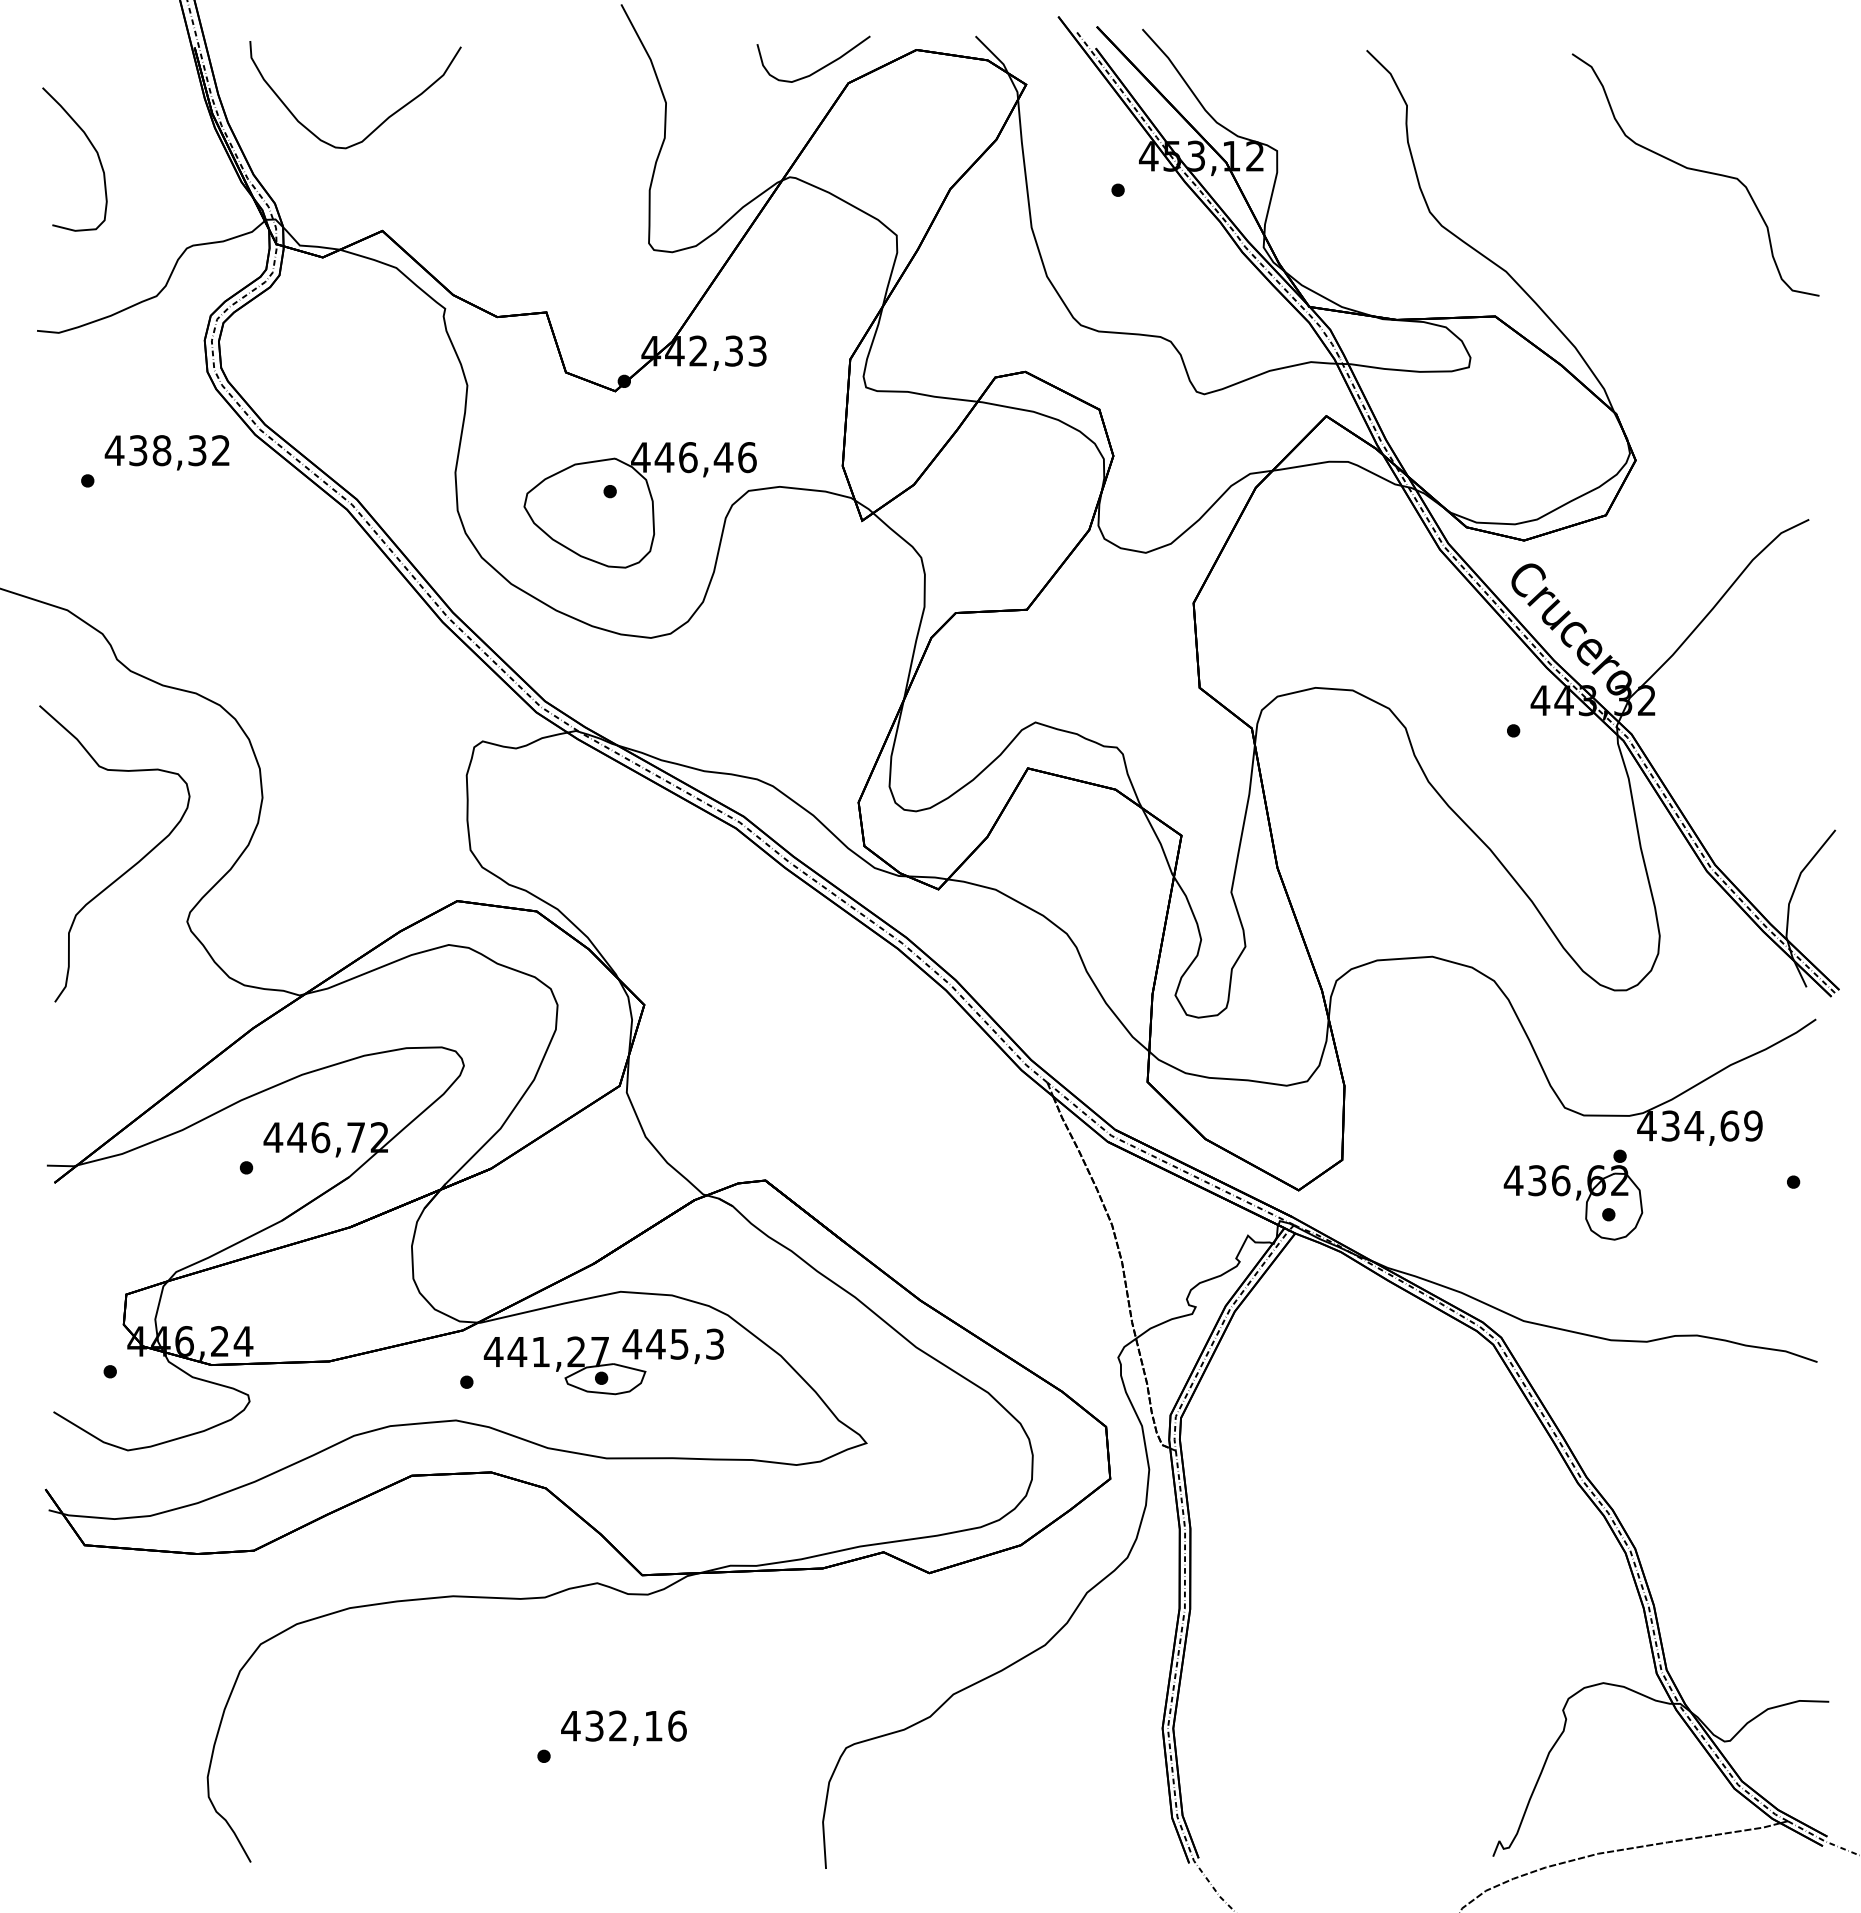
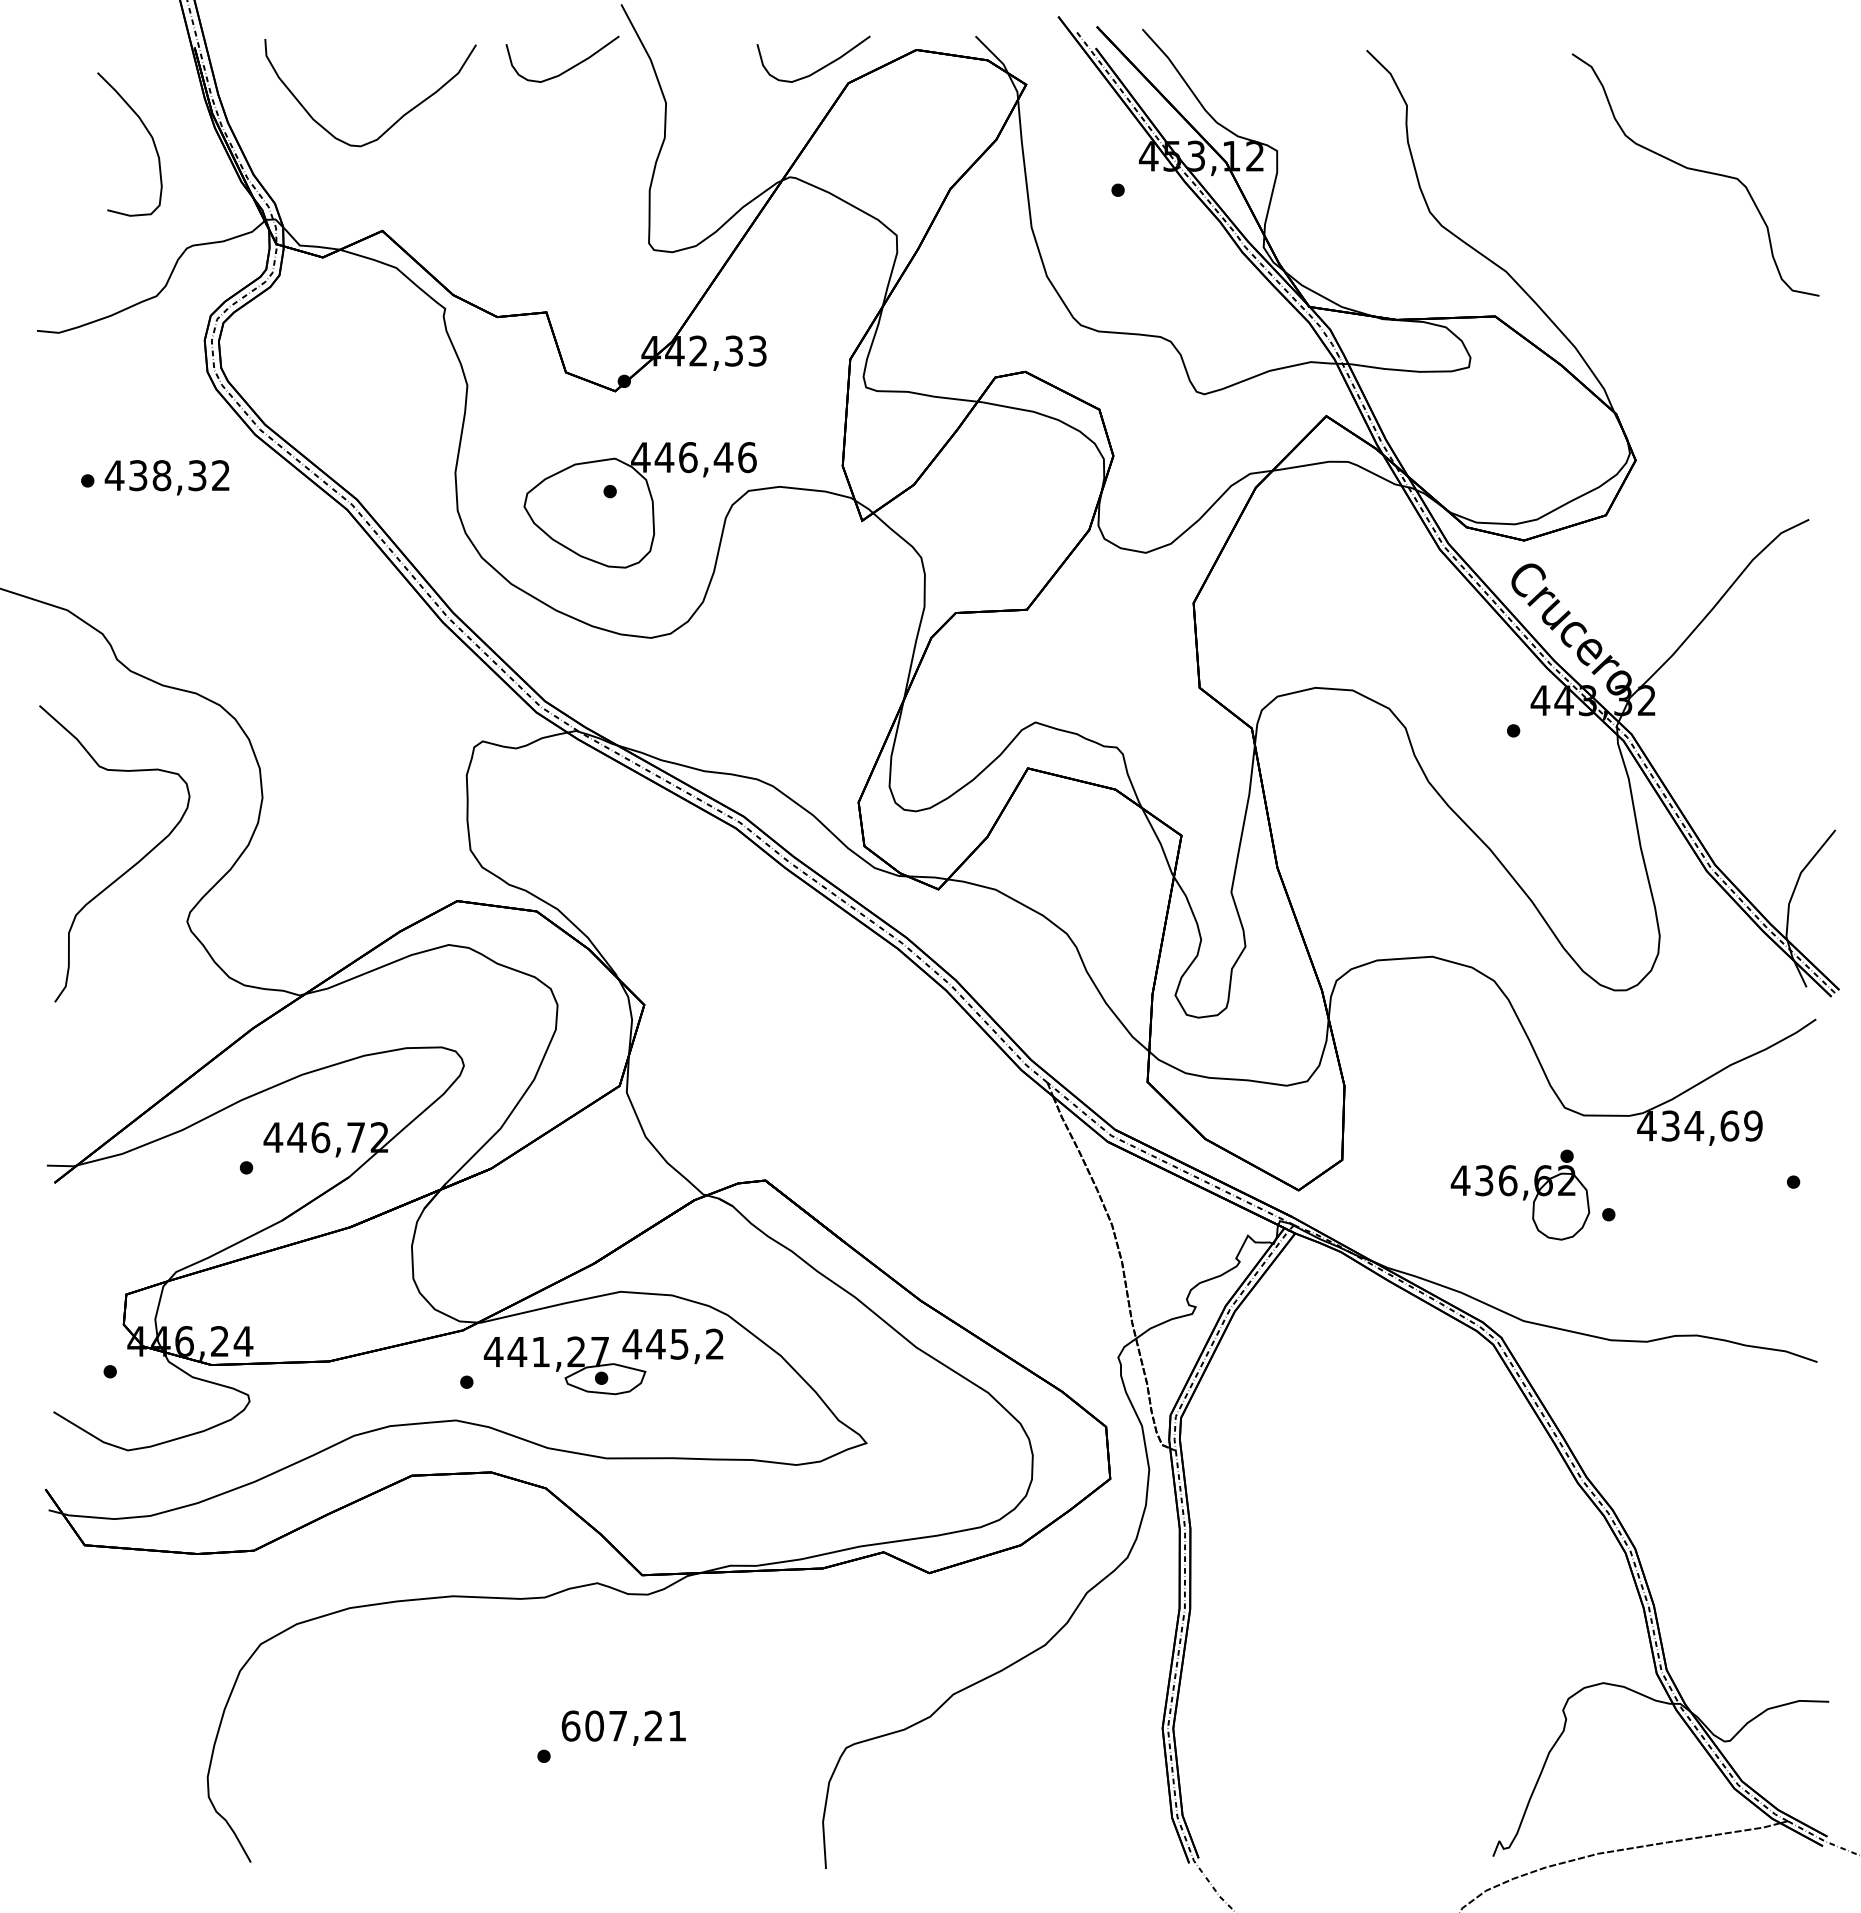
curve: none -> present (568, 68)
curve position: (381, 122) -> (396, 120) (396, 120)
curve position: (92, 147) -> (147, 132) (147, 132)
text position: (166, 452) -> (166, 477) (166, 477)
part position: (1573, 1194) -> (1520, 1194) (1520, 1194)
text: 445,3 -> 445,2 (714, 1343)
text: 432,16 -> 607,21 (623, 1725)
